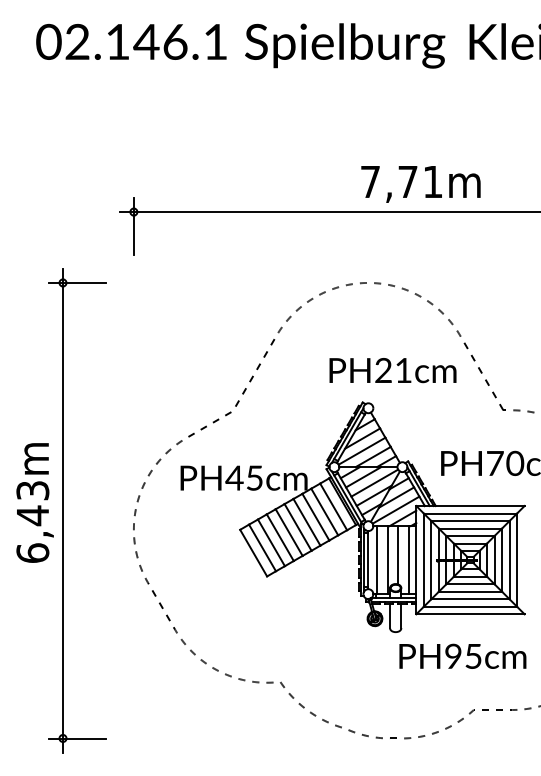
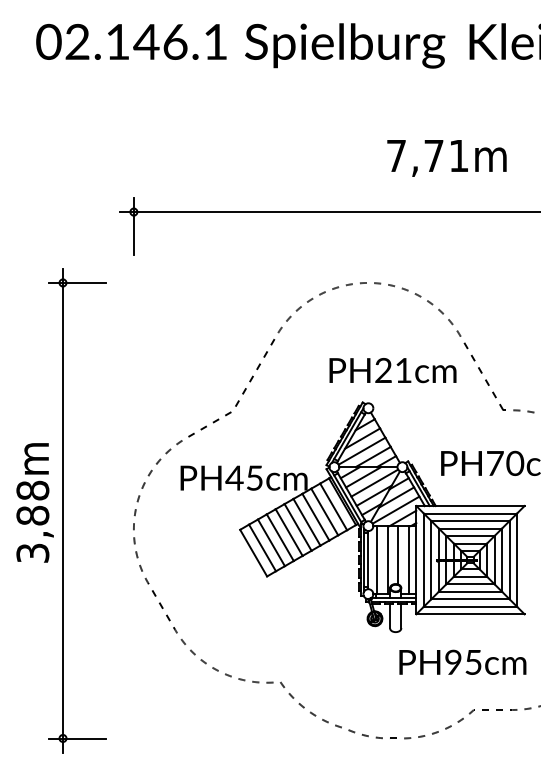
text position: (420, 184) -> (446, 158) (446, 158)
text: 6,43m -> 3,88m (32, 521)
text position: (462, 655) -> (462, 661) (462, 661)
